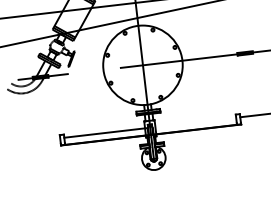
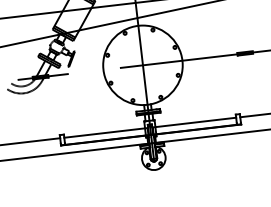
line: none -> present (194, 122)
line: none -> present (31, 141)
line: none -> present (134, 144)
